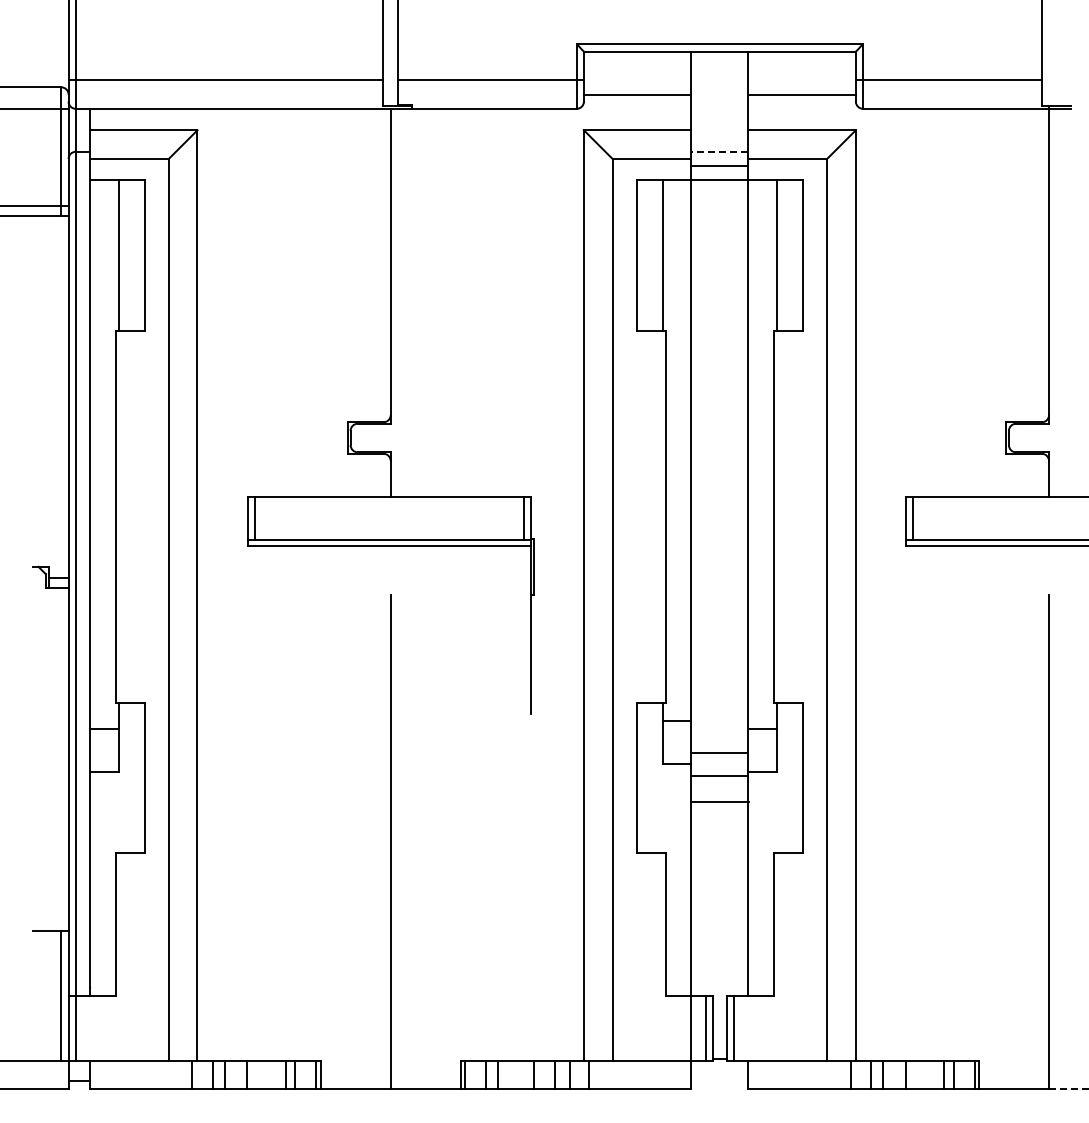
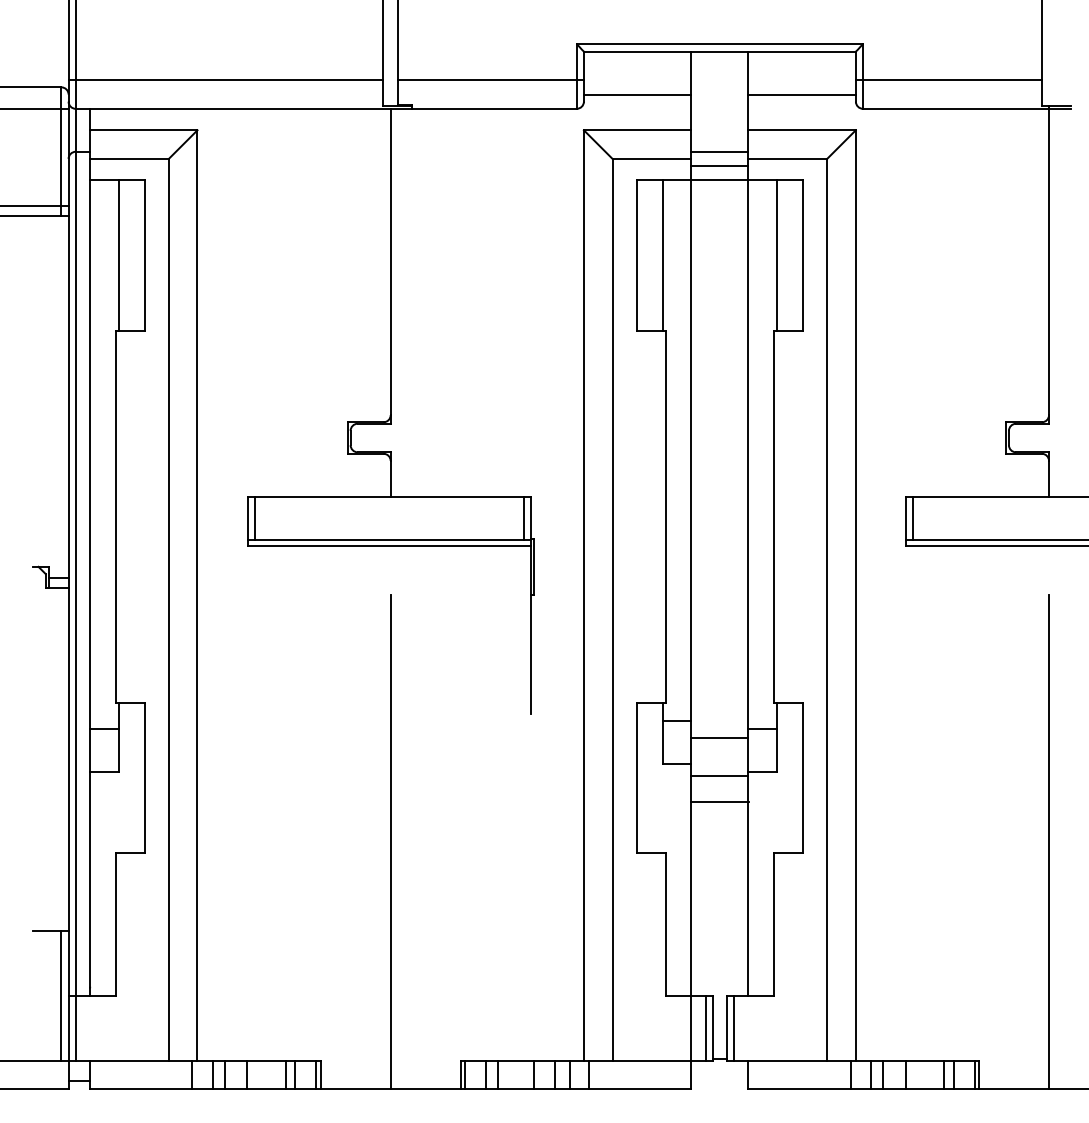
line: dashed -> solid (719, 151)
line position: (719, 752) -> (719, 737) (719, 737)
line: dashed -> solid (1068, 1089)
